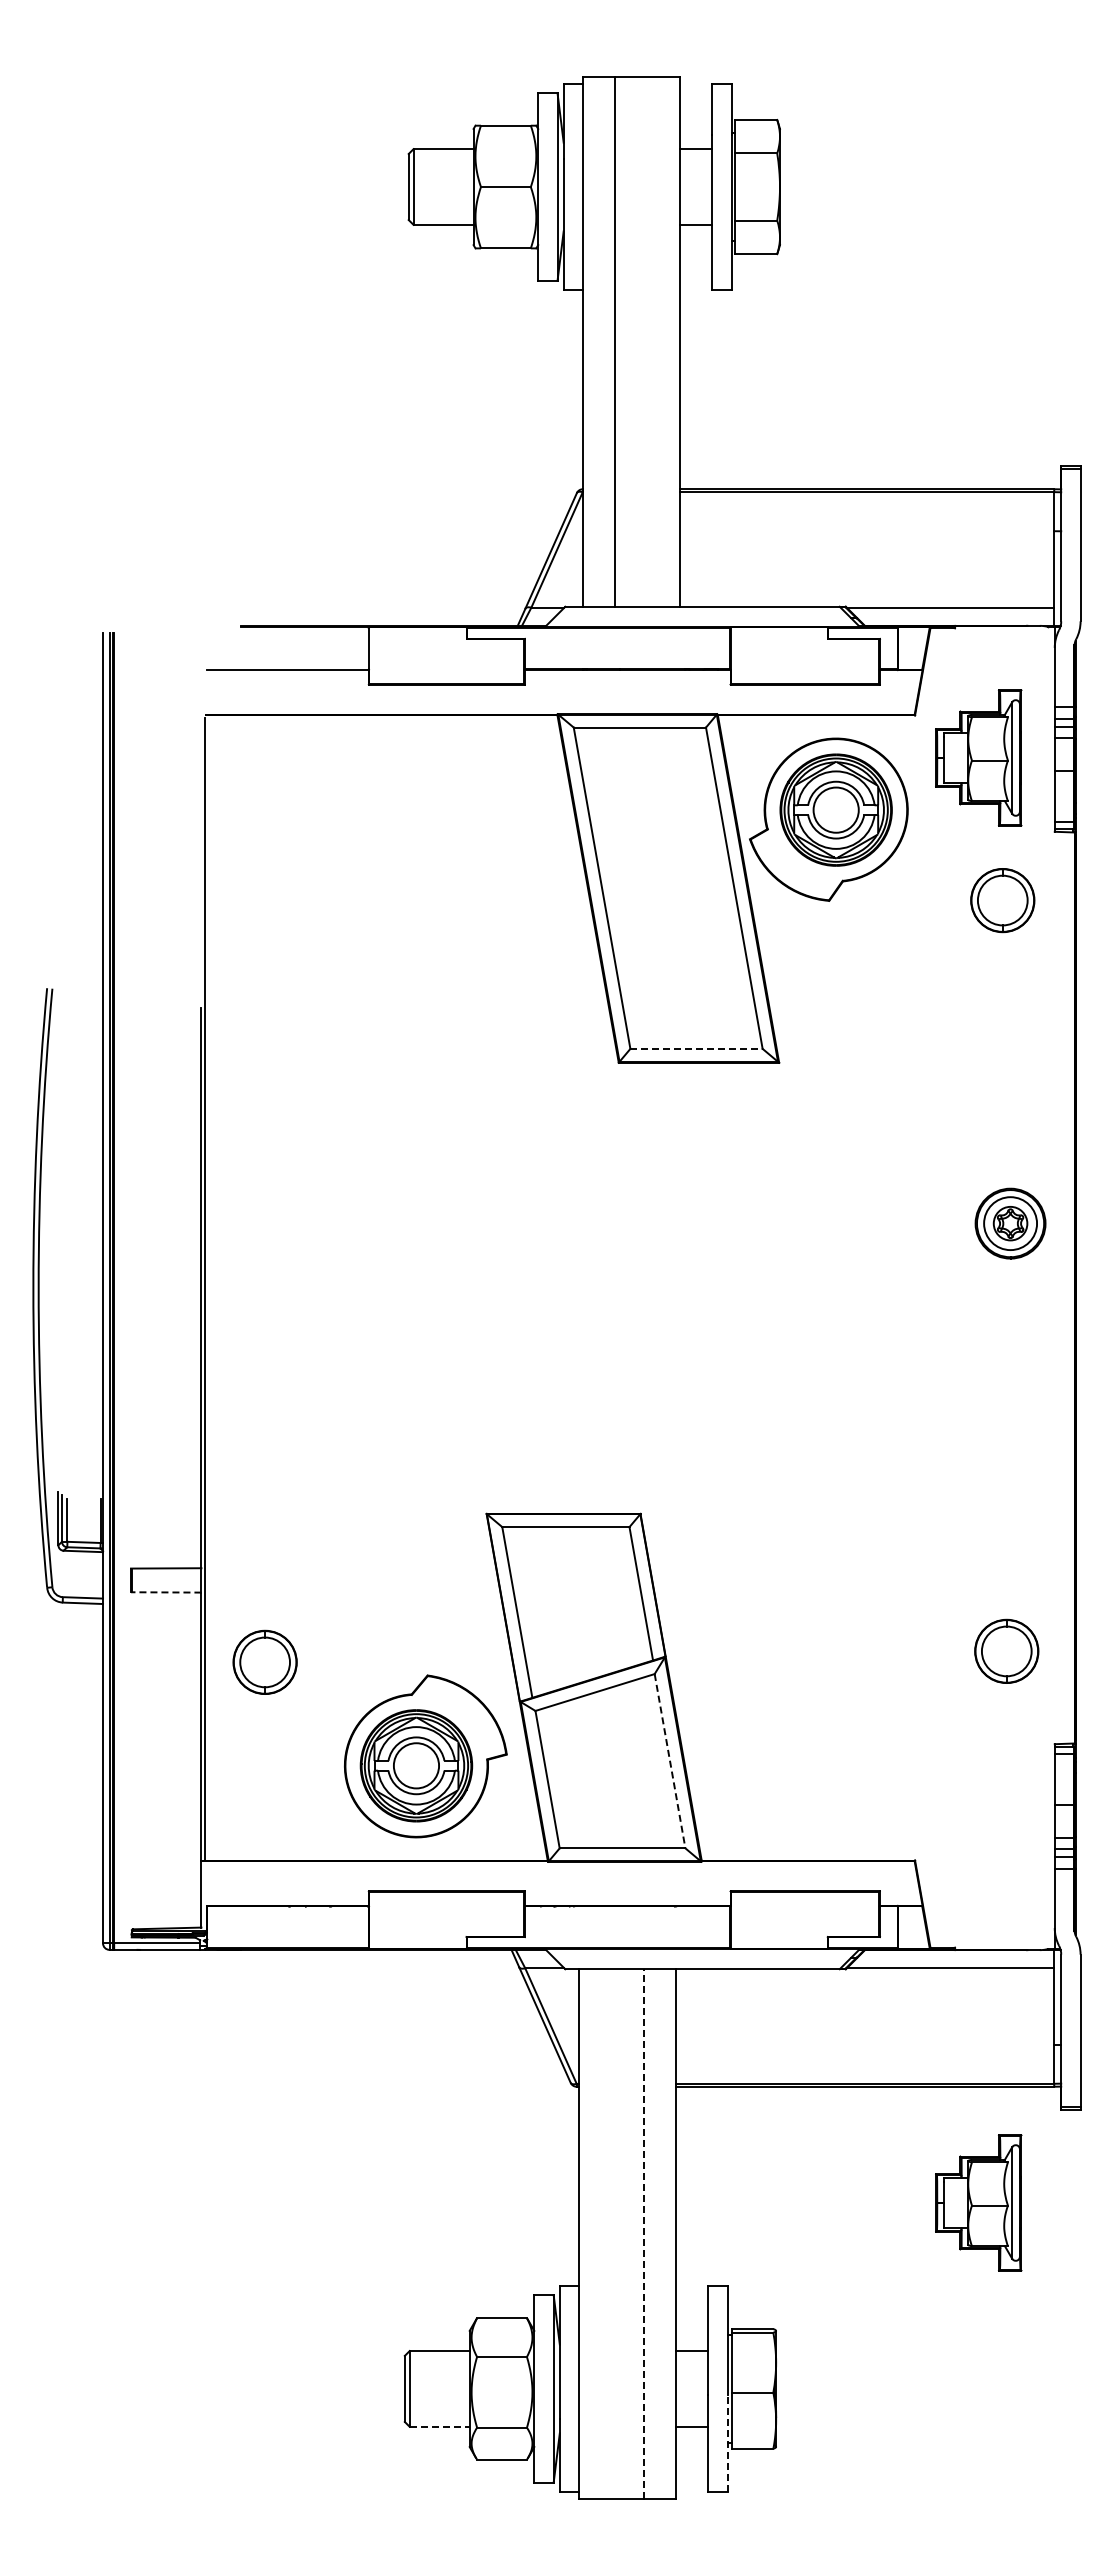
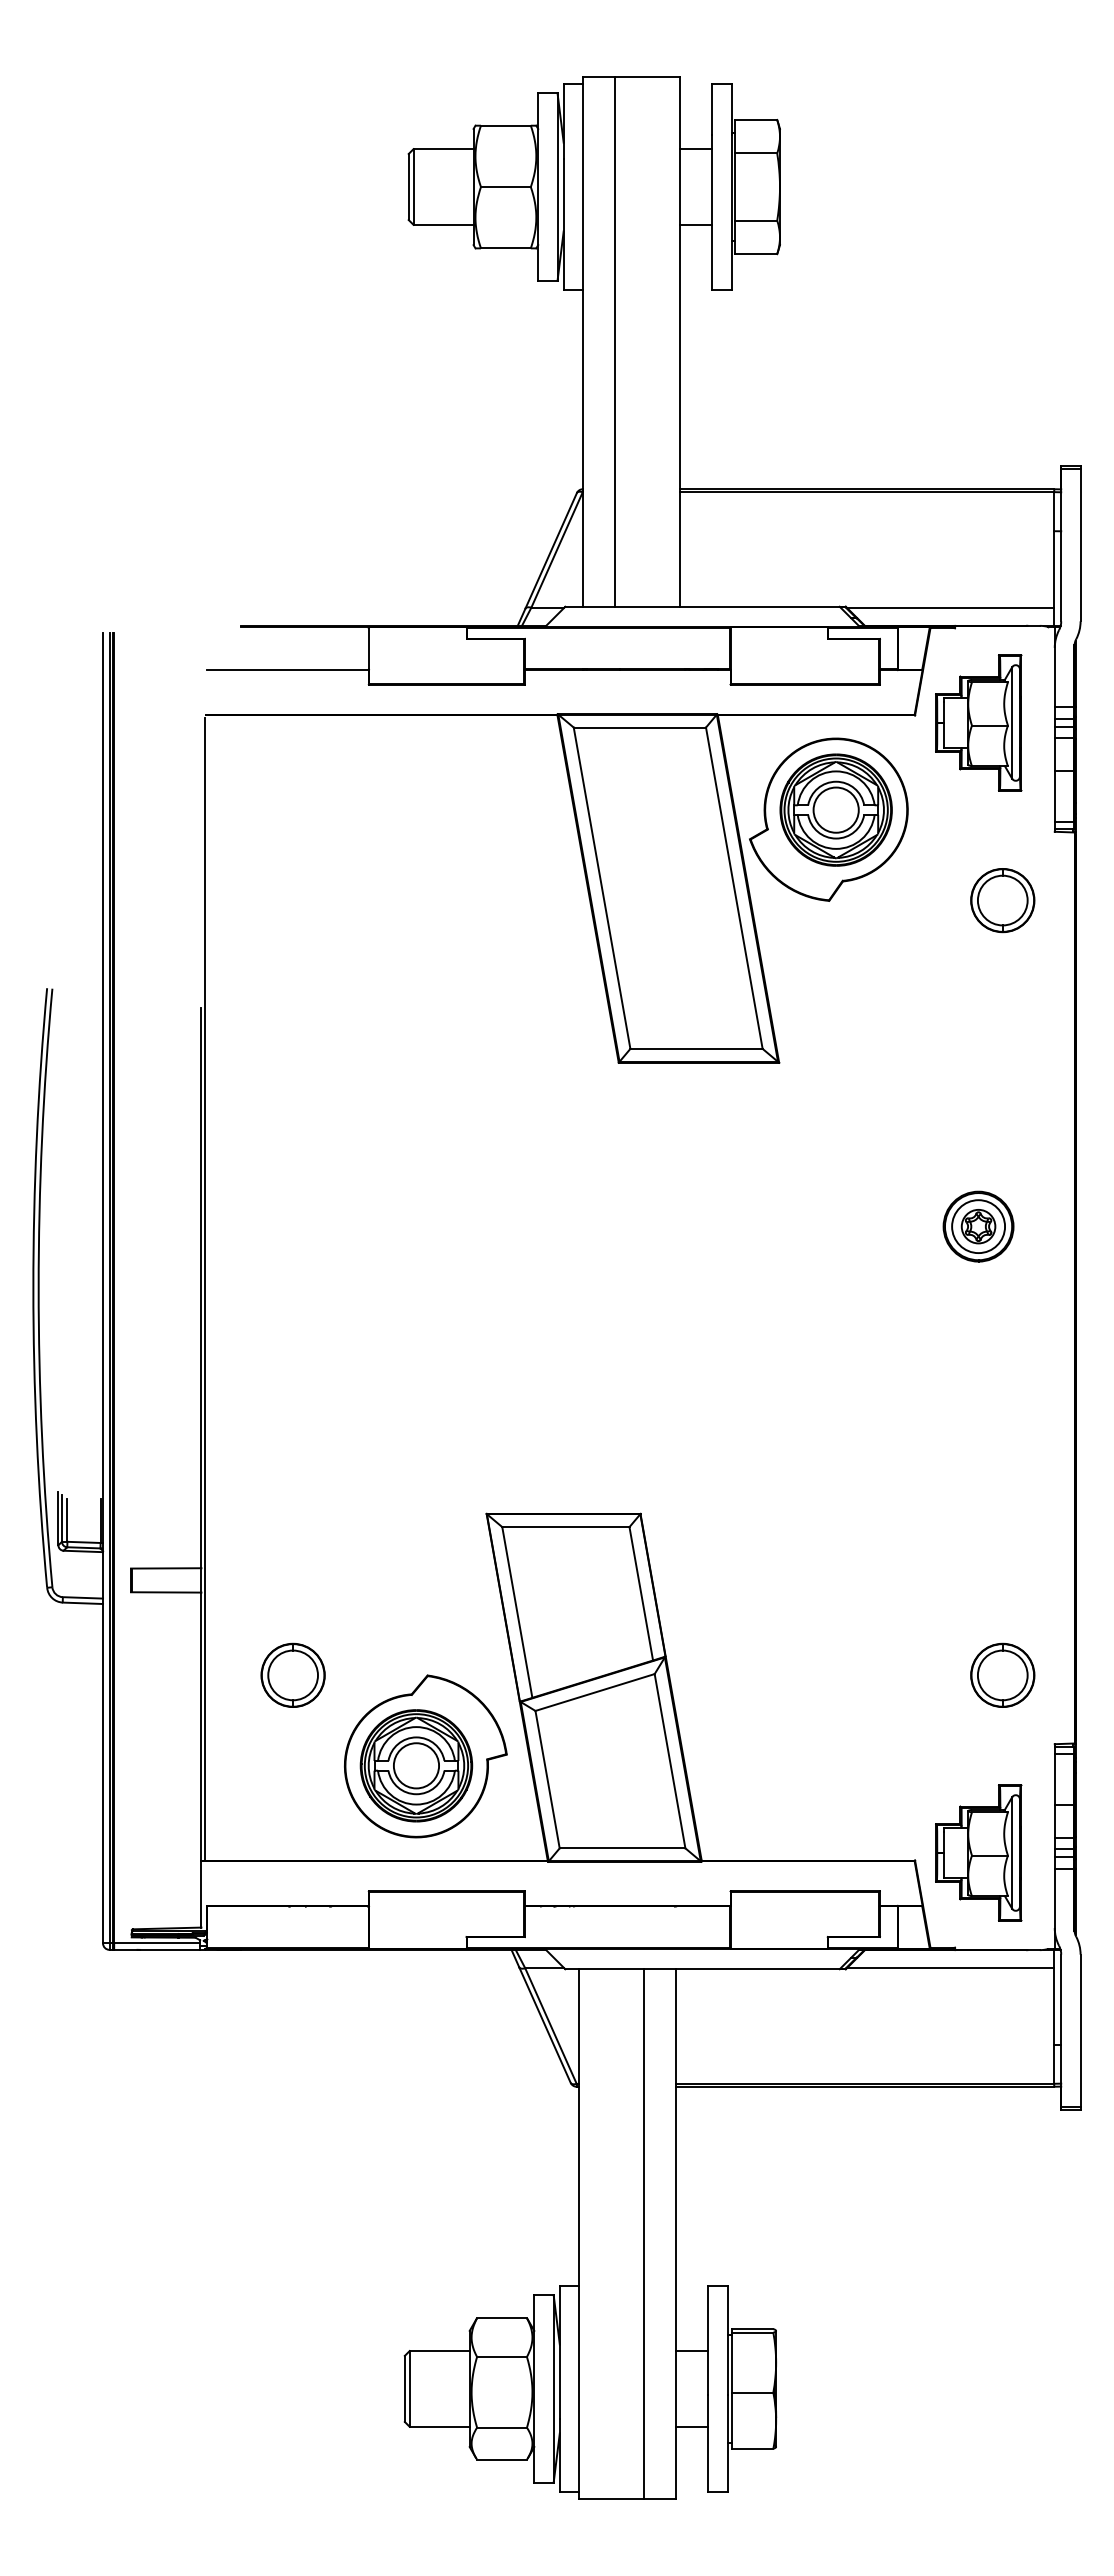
part position: (978, 757) -> (978, 722) (978, 722)
line: dashed -> solid (697, 1048)
part position: (1010, 1223) -> (978, 1226) (978, 1226)
line: dashed -> solid (165, 1592)
part position: (1006, 1650) -> (1002, 1674) (1002, 1674)
part position: (264, 1661) -> (292, 1674) (292, 1674)
line: dashed -> solid (670, 1761)
part position: (978, 2202) -> (978, 1852) (978, 1852)
line: dashed -> solid (643, 2233)
line: dashed -> solid (440, 2426)
line: dashed -> solid (727, 2443)
